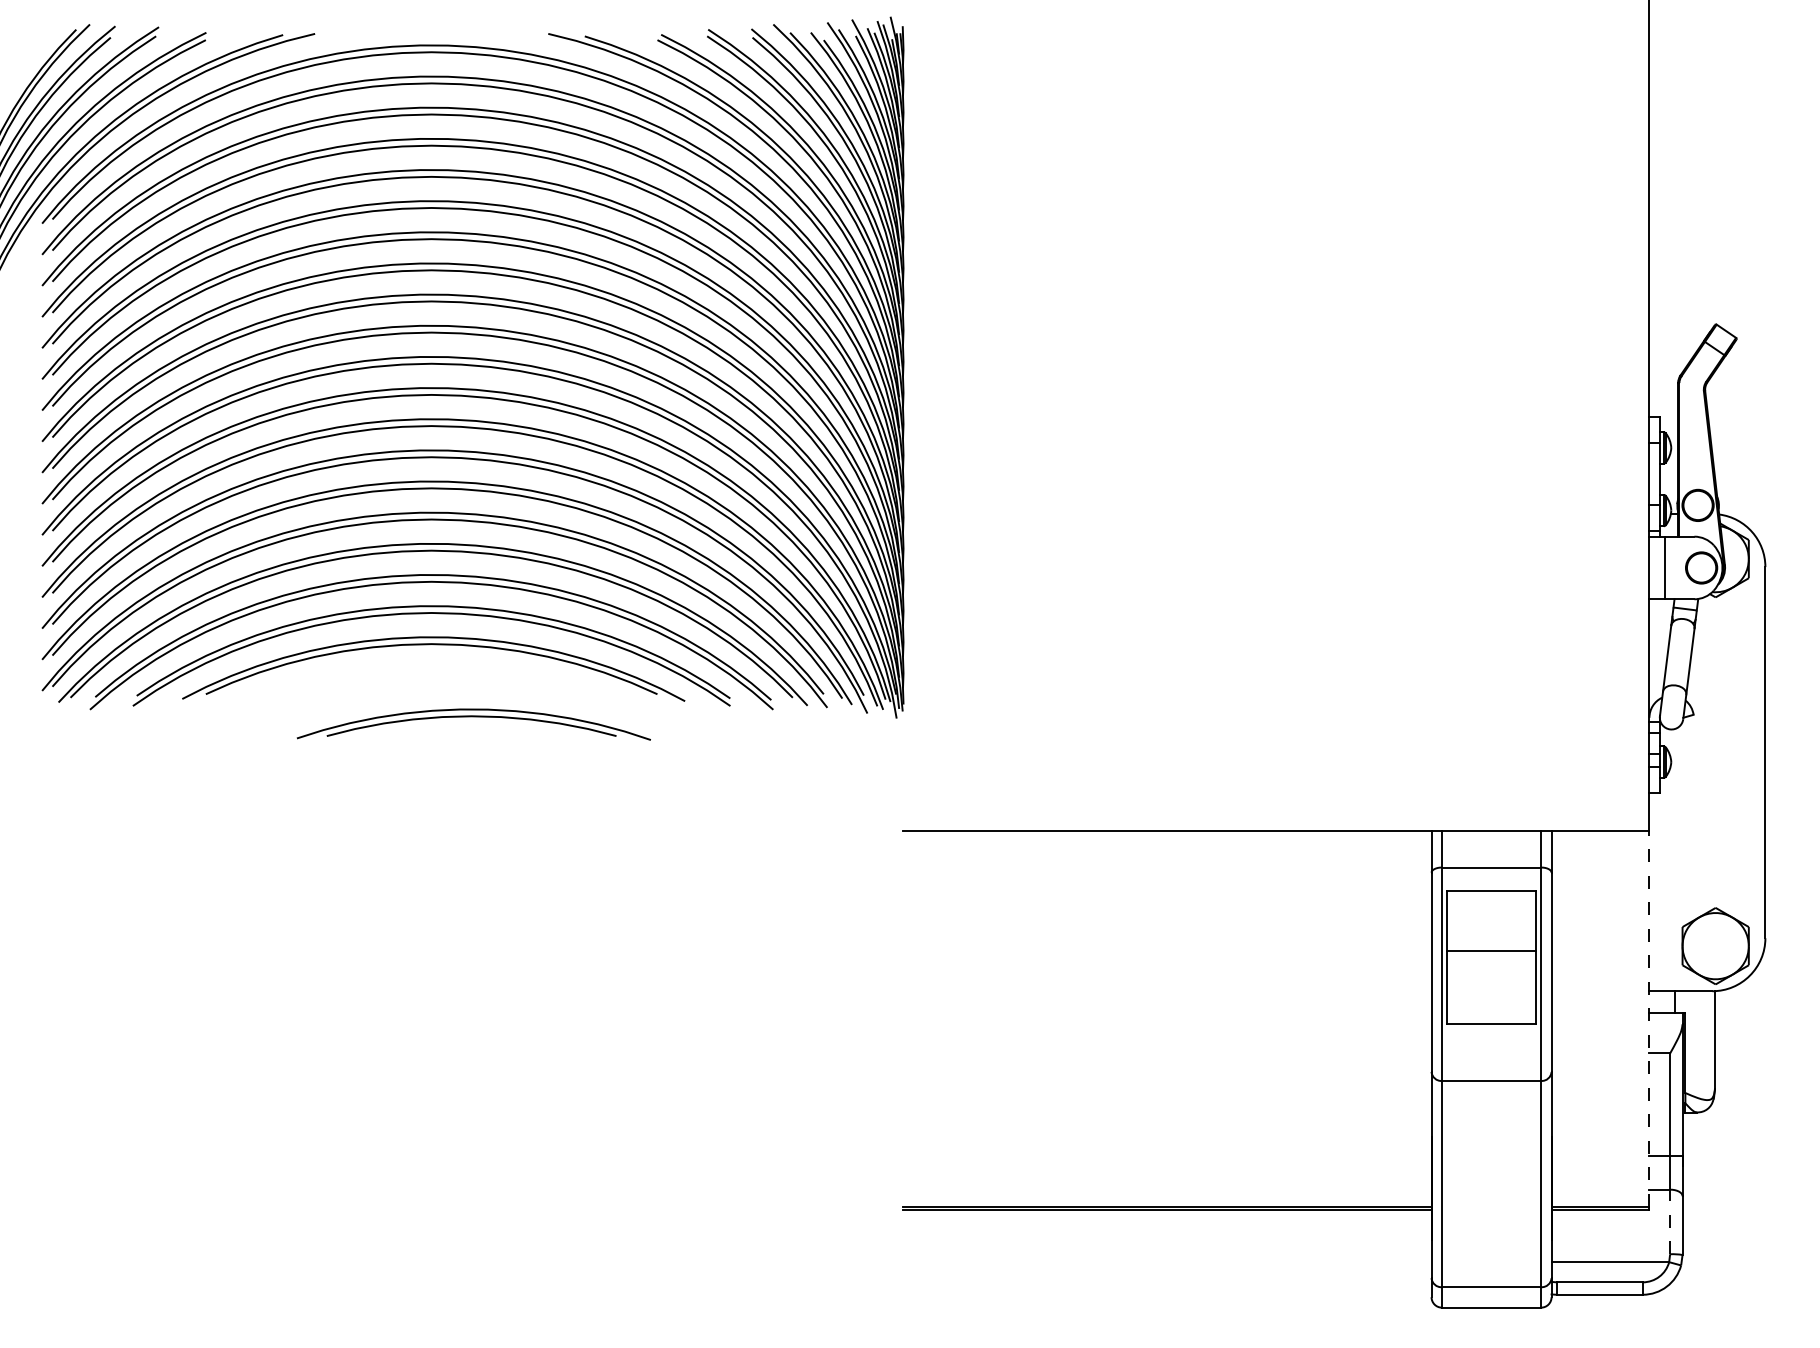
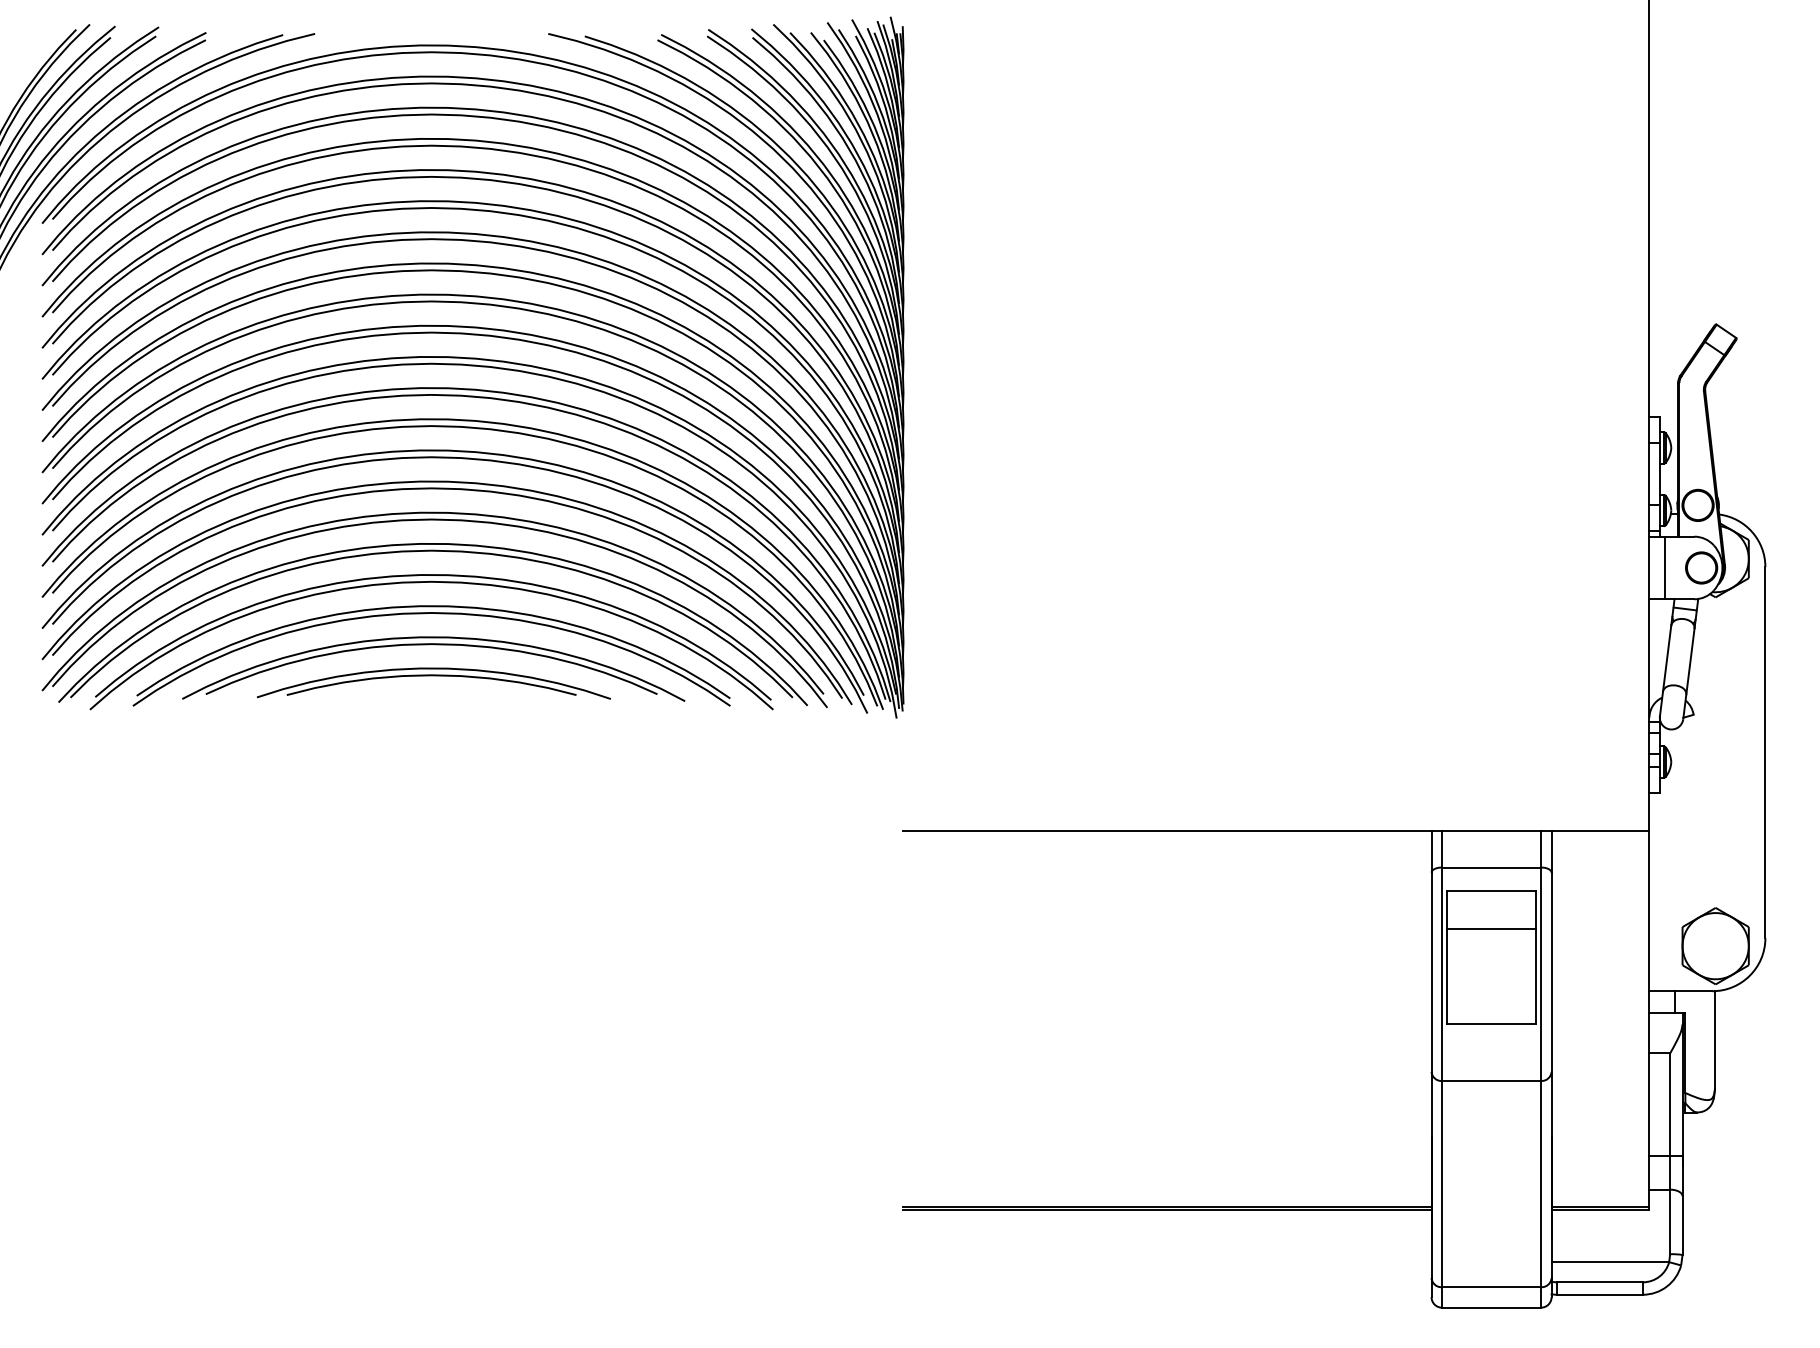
part position: (473, 717) -> (433, 676) (433, 676)
line position: (1491, 950) -> (1491, 928) (1491, 928)
line: dashed -> solid (1649, 1018)
line: dashed -> solid (1670, 1221)
